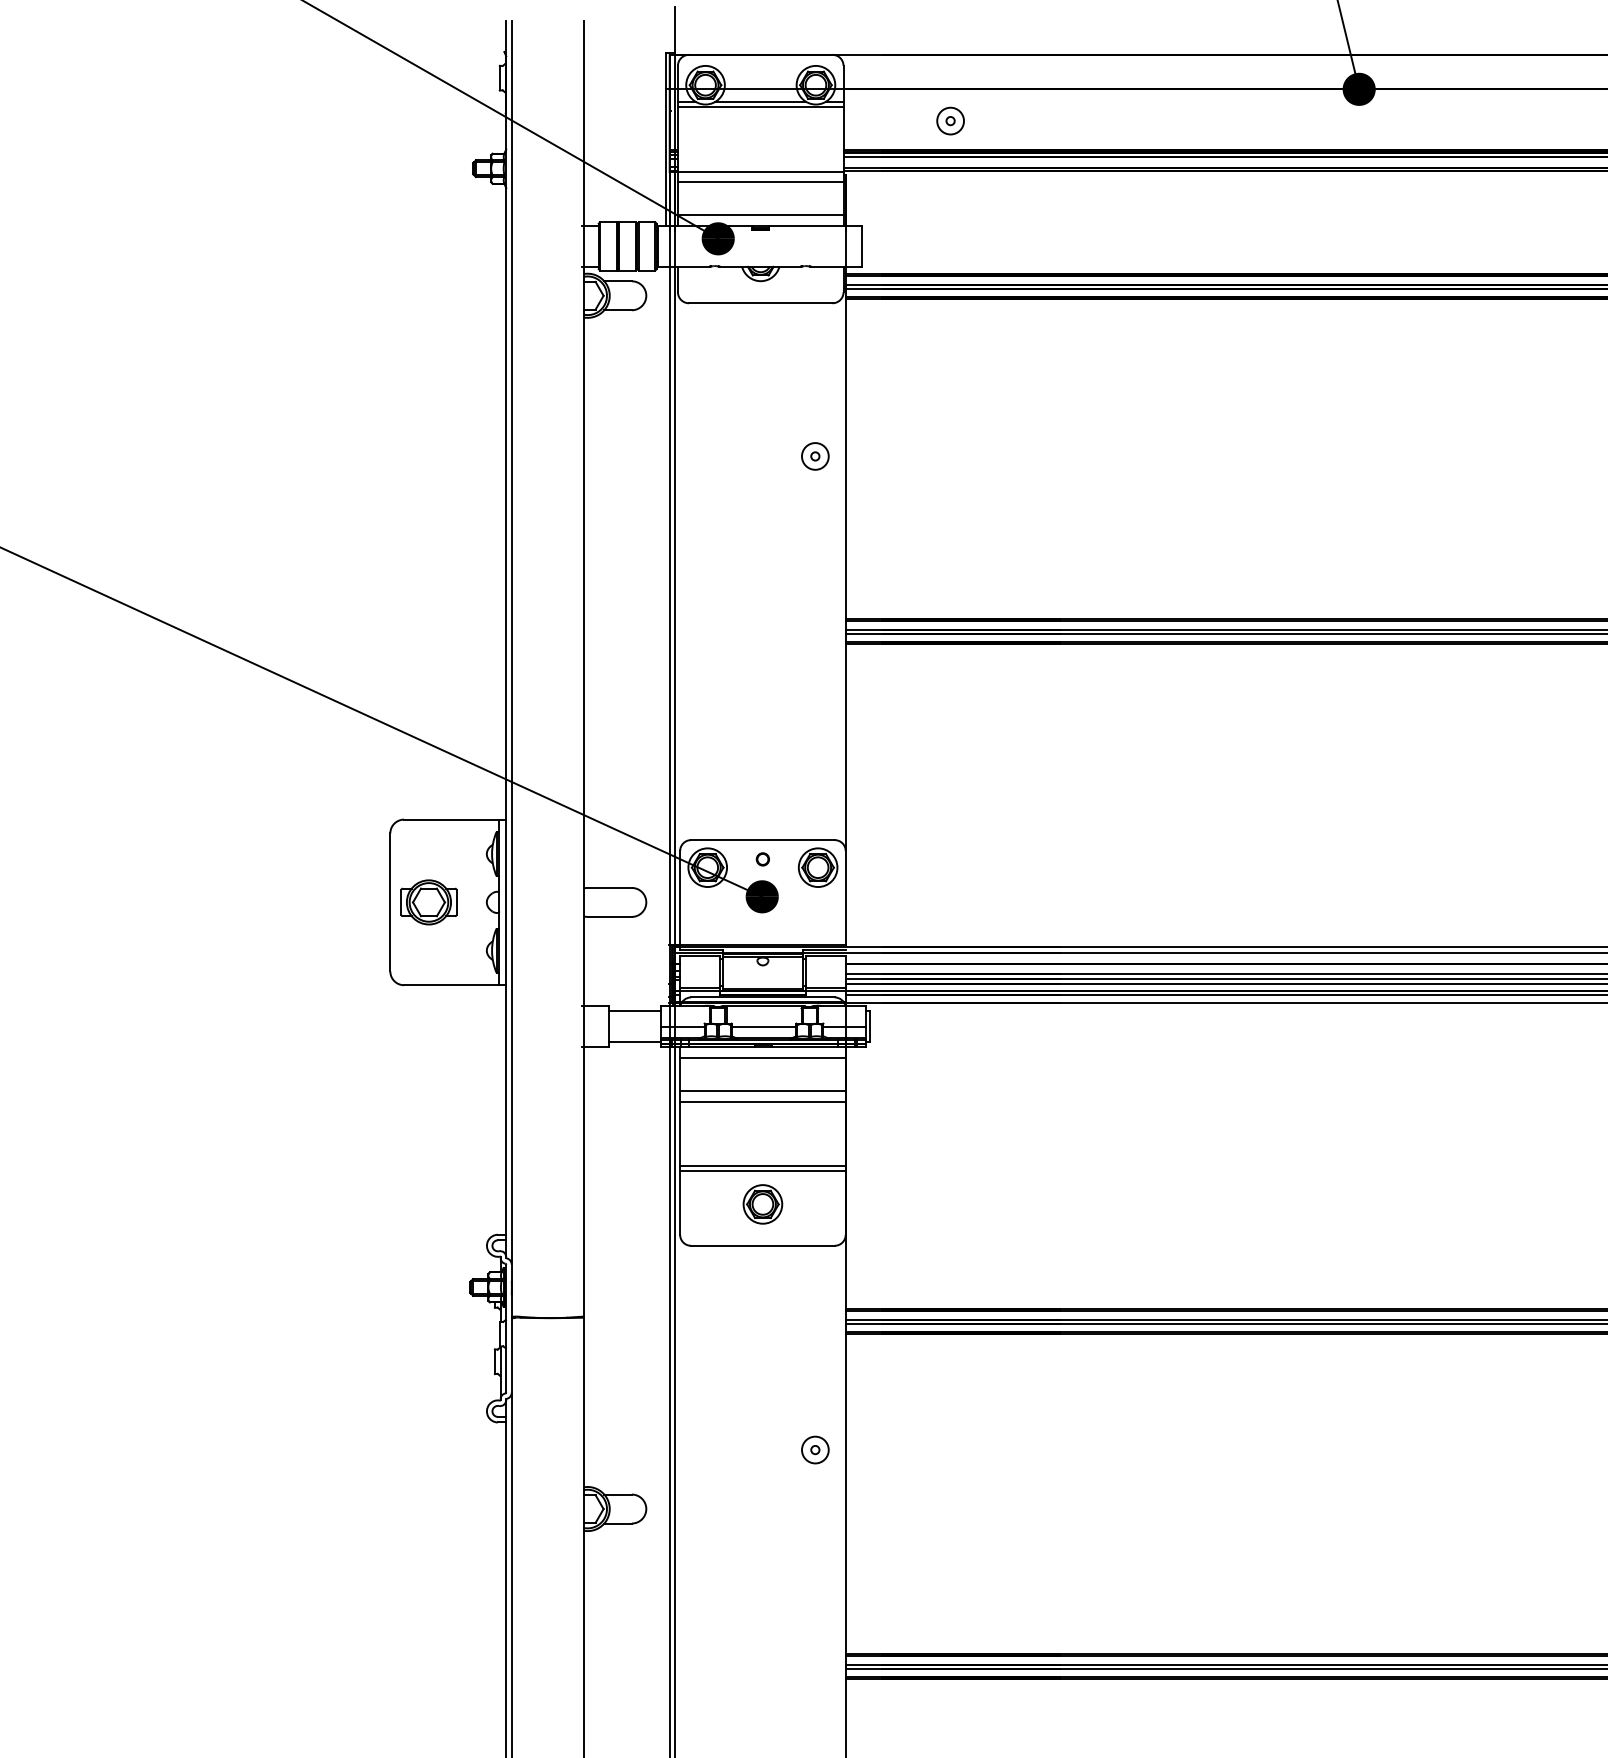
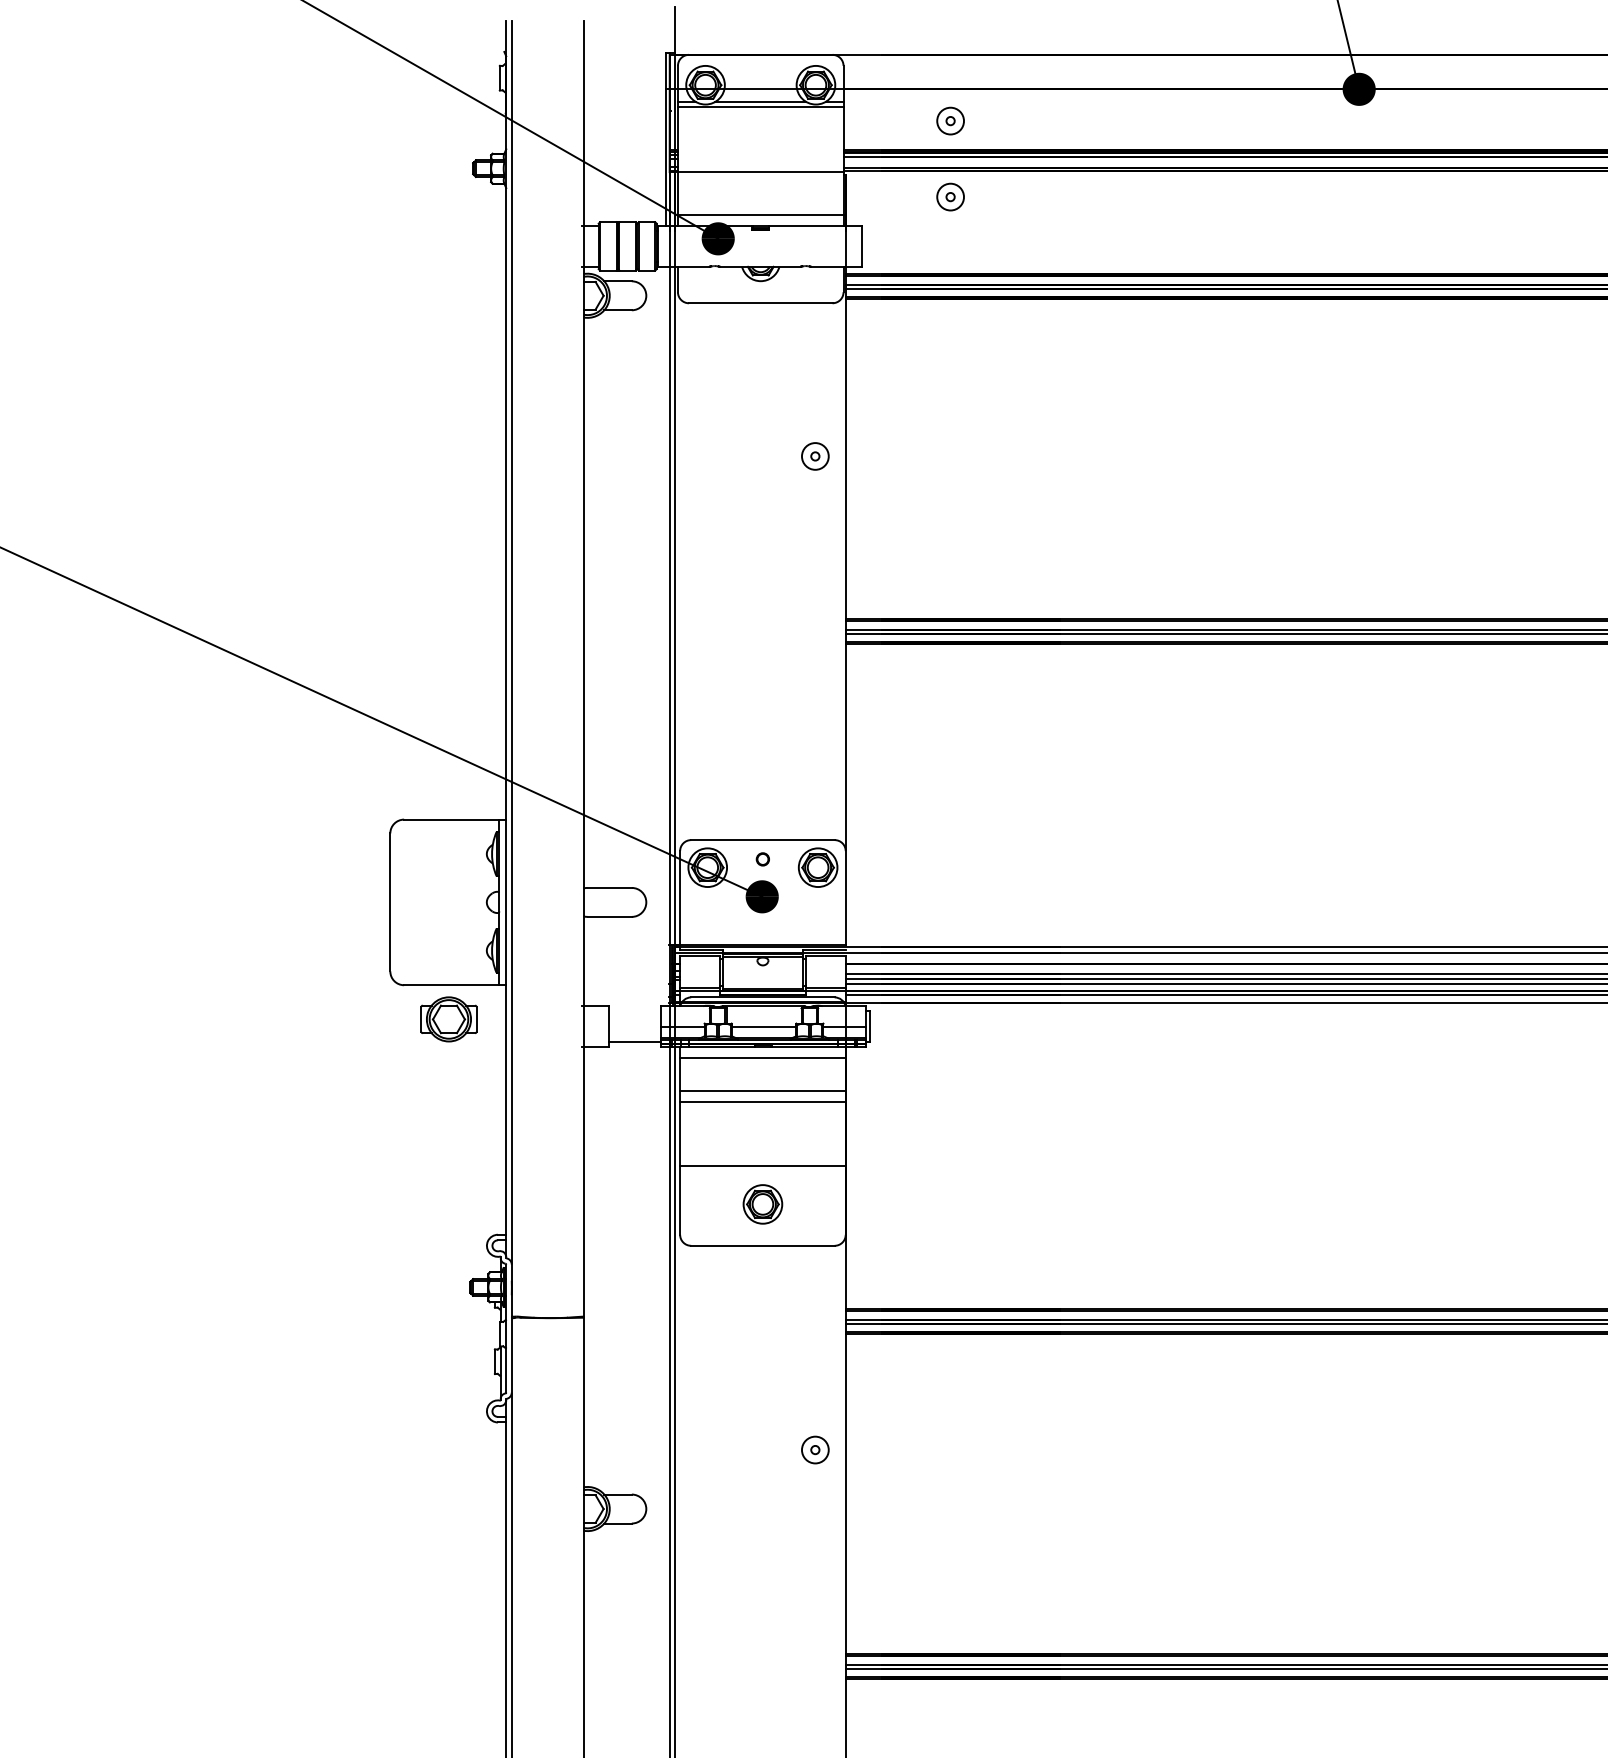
line: present -> none (760, 181)
part: none -> present (950, 196)
part position: (428, 902) -> (448, 1019) (448, 1019)
line: present -> none (634, 1011)
line: present -> none (762, 1171)
